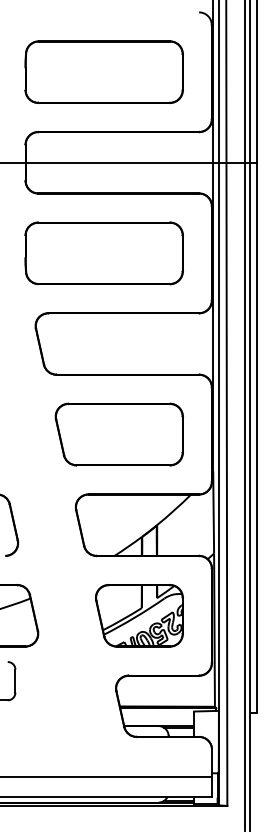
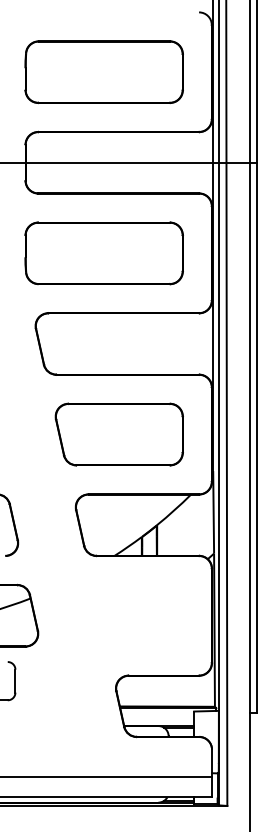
line: present -> none (245, 415)
part: present -> none (139, 615)
